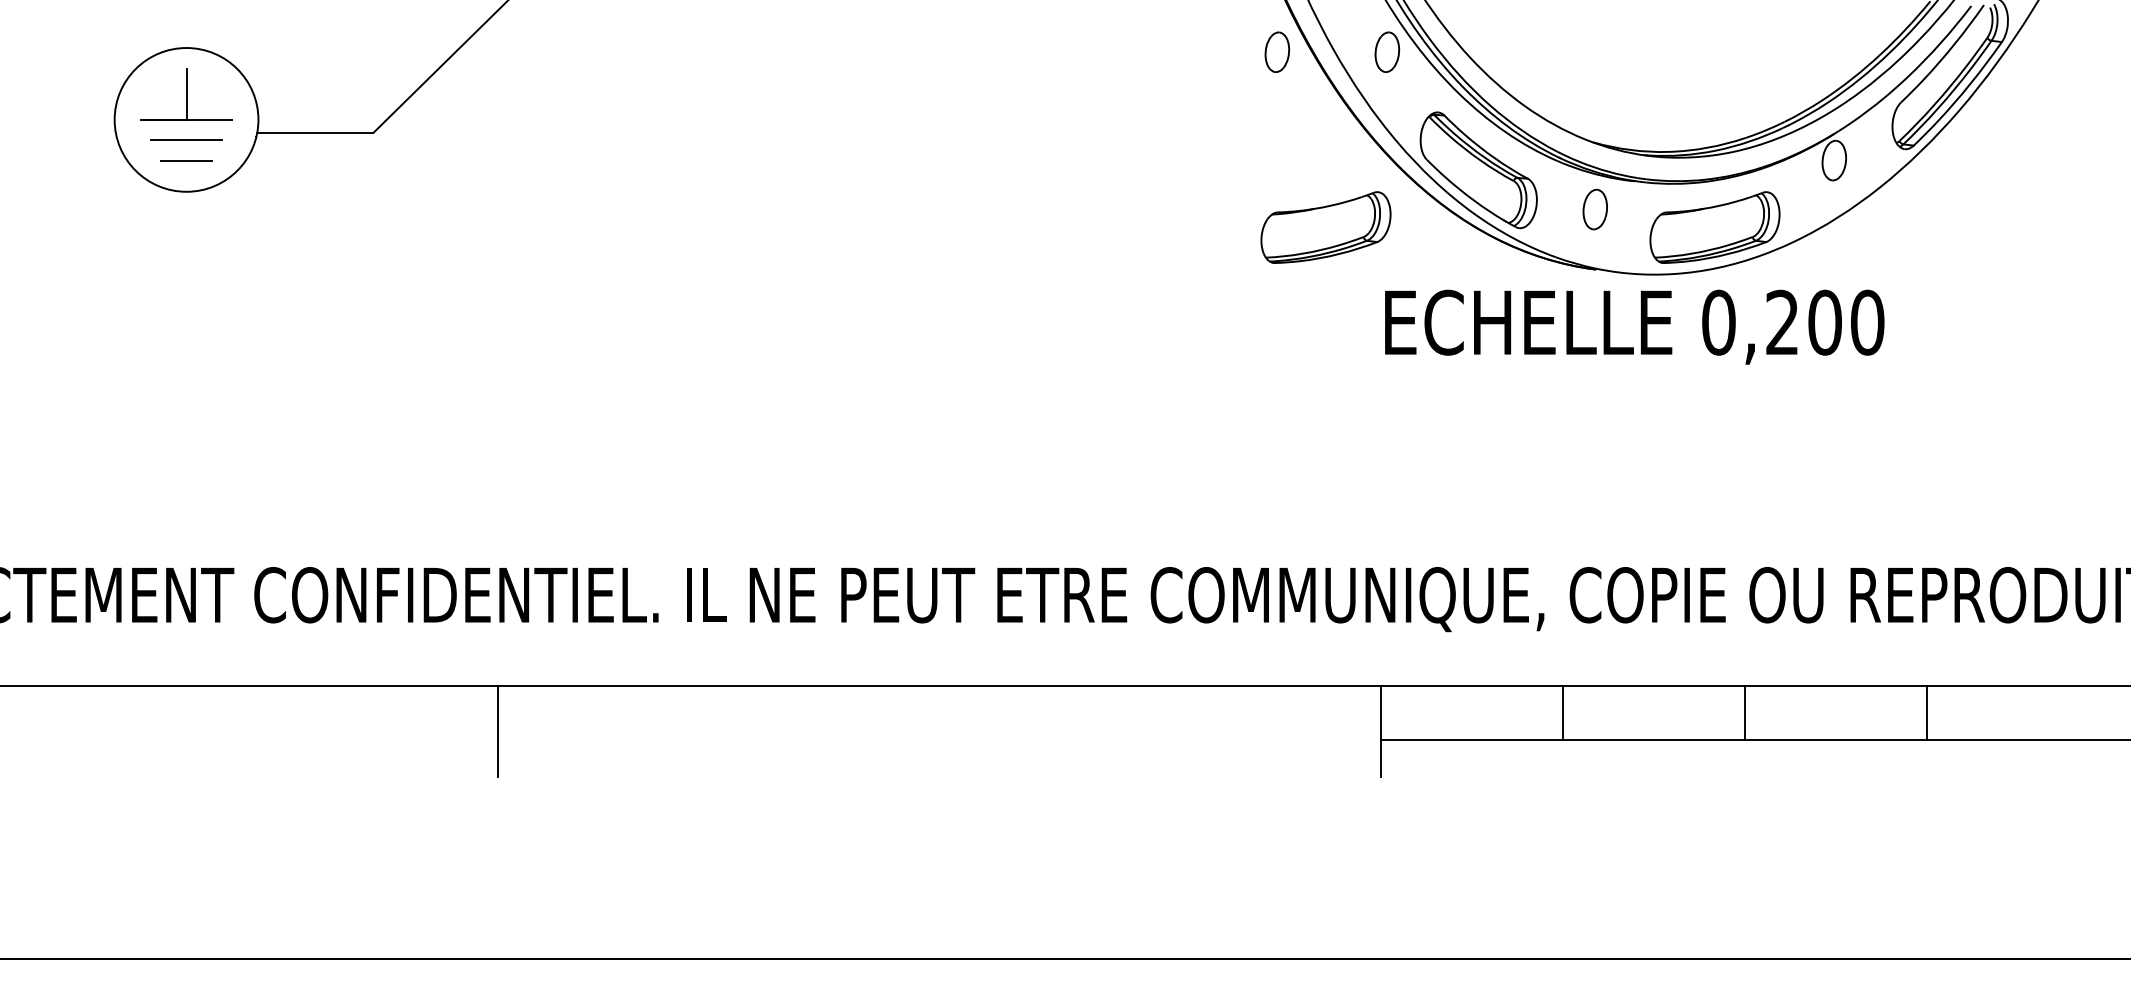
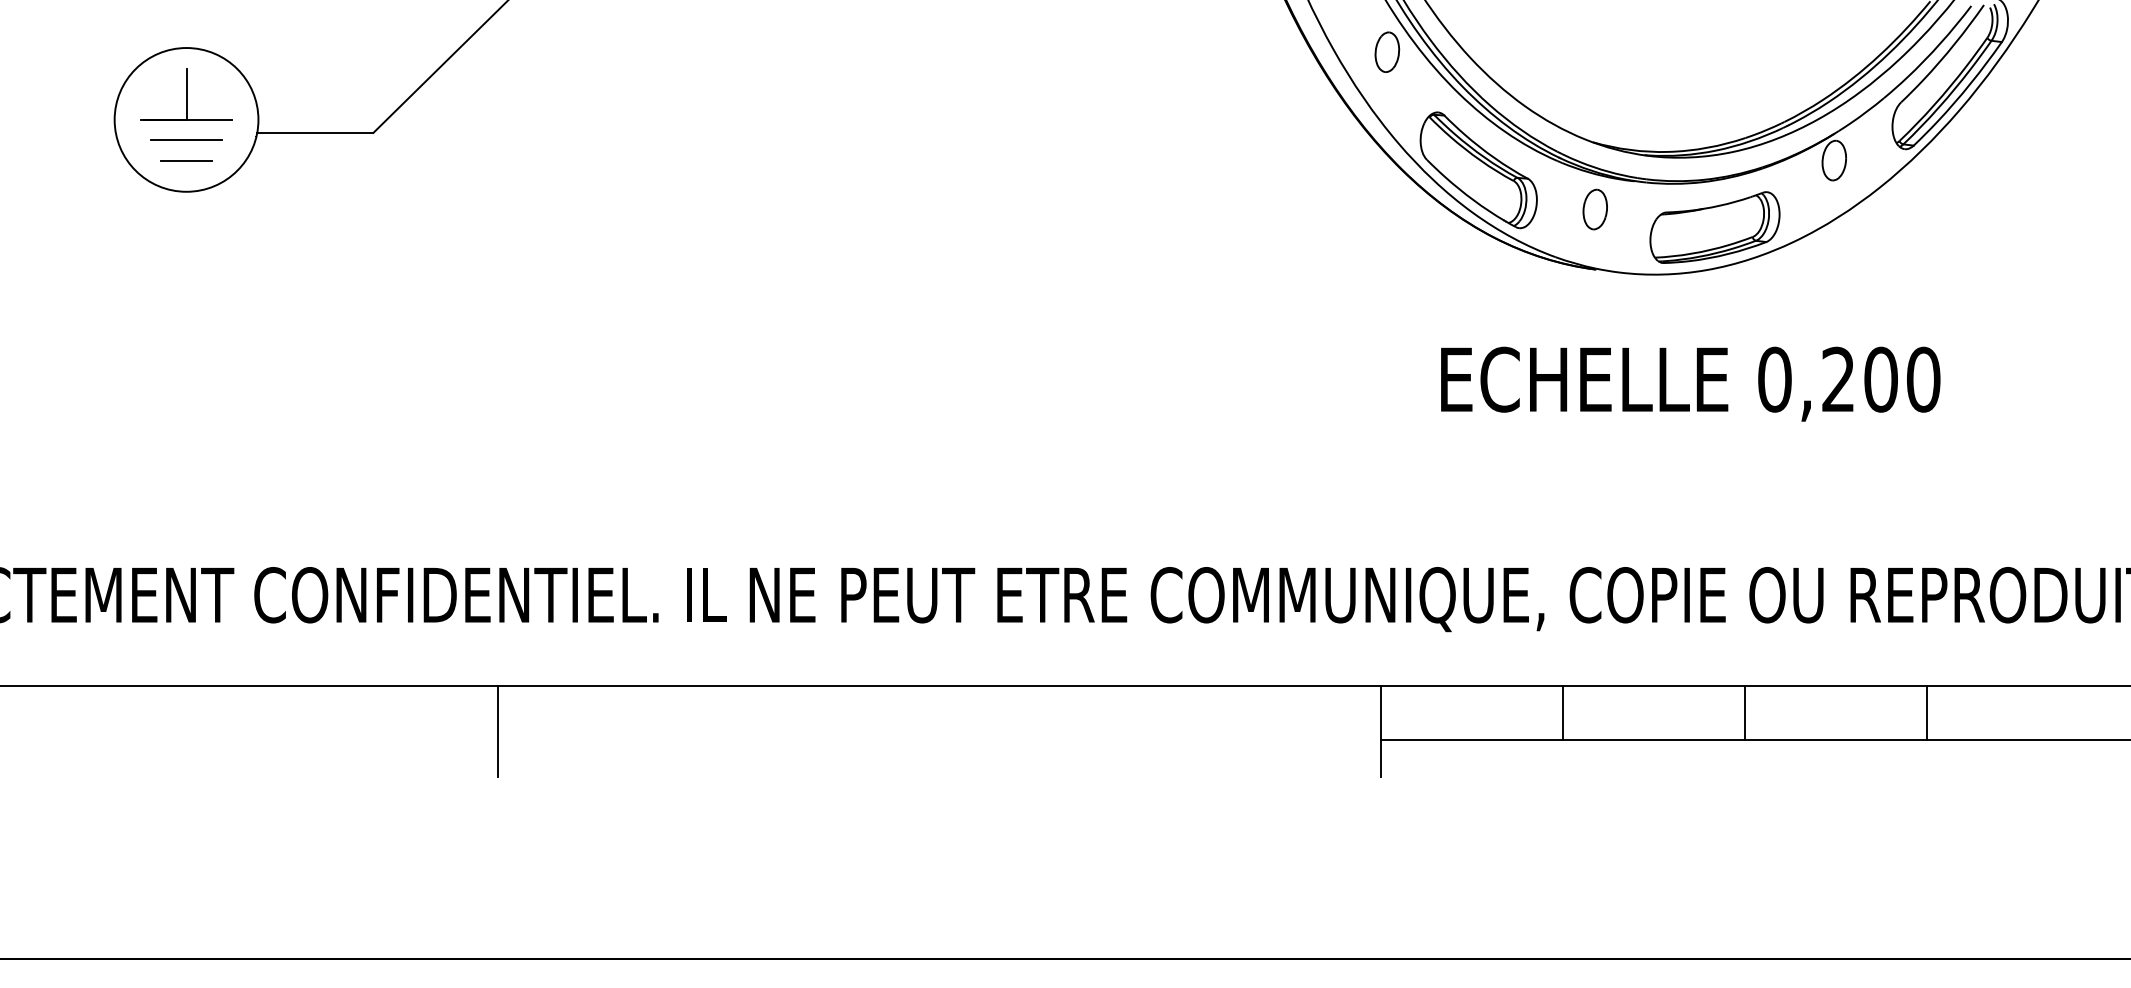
part: present -> none (1277, 51)
part: present -> none (1325, 227)
text position: (1634, 326) -> (1690, 383) (1690, 383)
